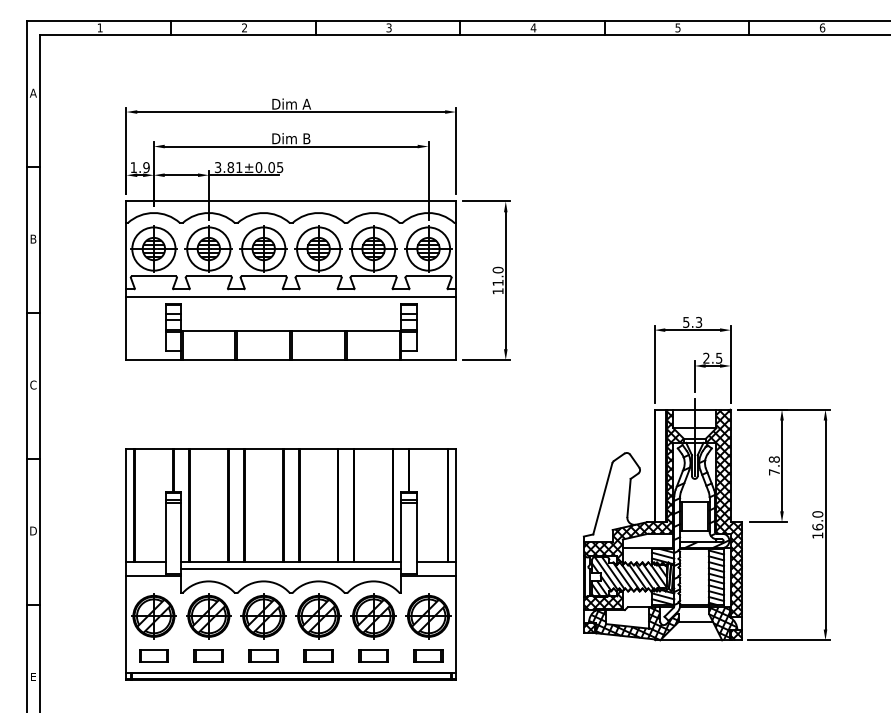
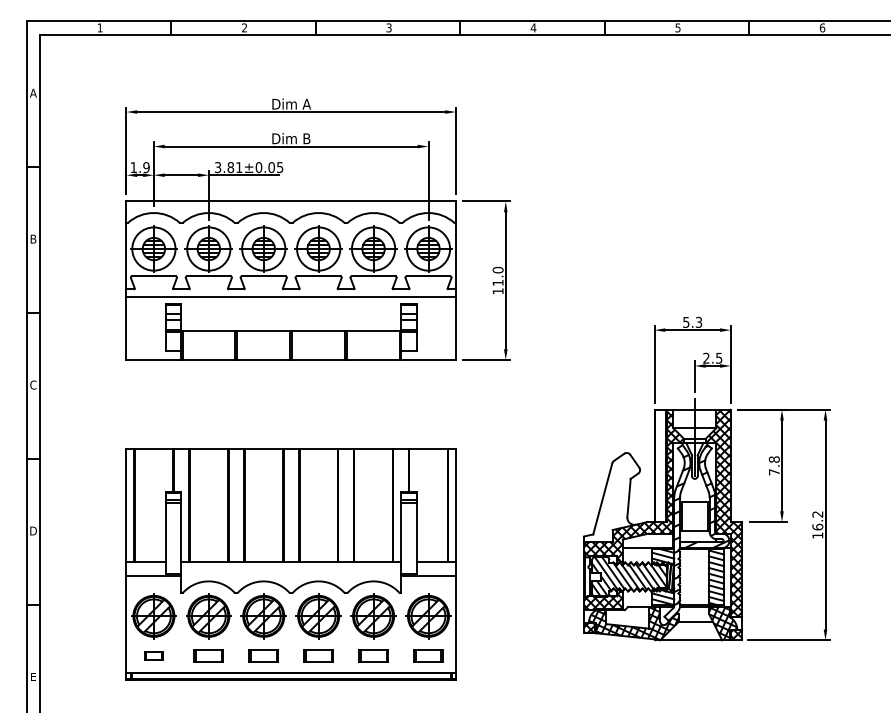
text: 16.0 -> 16.2 (817, 514)
line: present -> none (291, 569)
part size: 30x14 px -> 20x10 px (153, 655)
